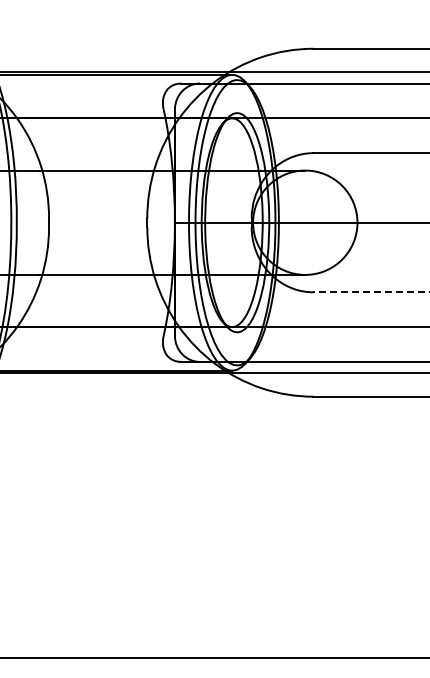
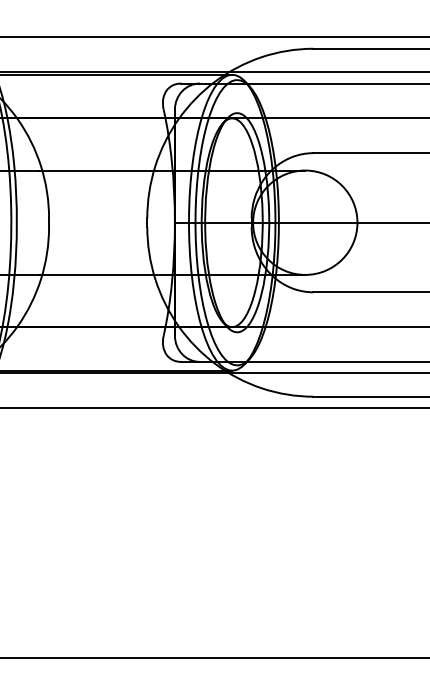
line: none -> present (214, 37)
line: dashed -> solid (371, 292)
line: none -> present (214, 408)
